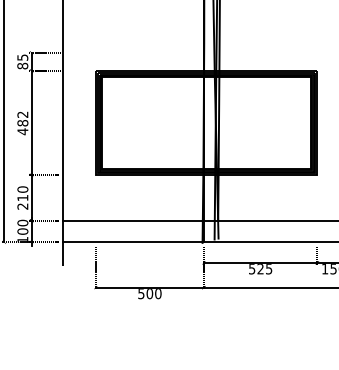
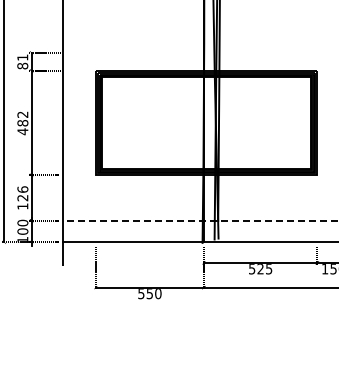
text: 85 -> 81 (22, 57)
text: 210 -> 126 (22, 197)
line: solid -> dashed (200, 220)
text: 500 -> 550 (149, 294)
